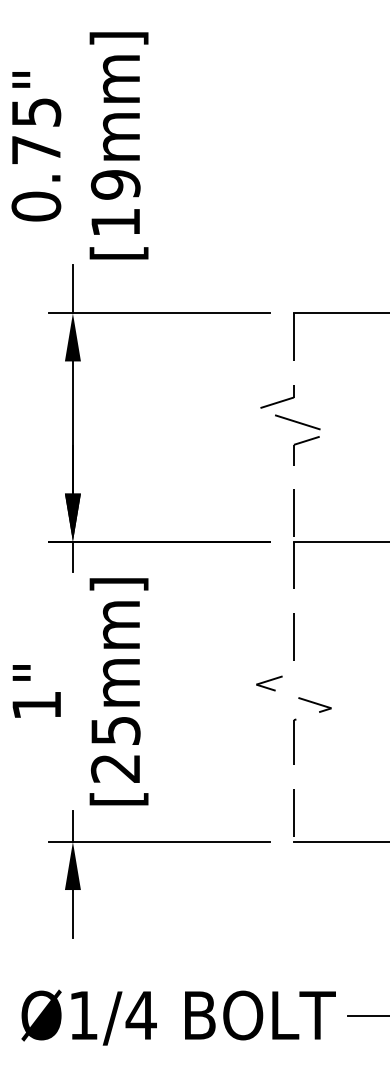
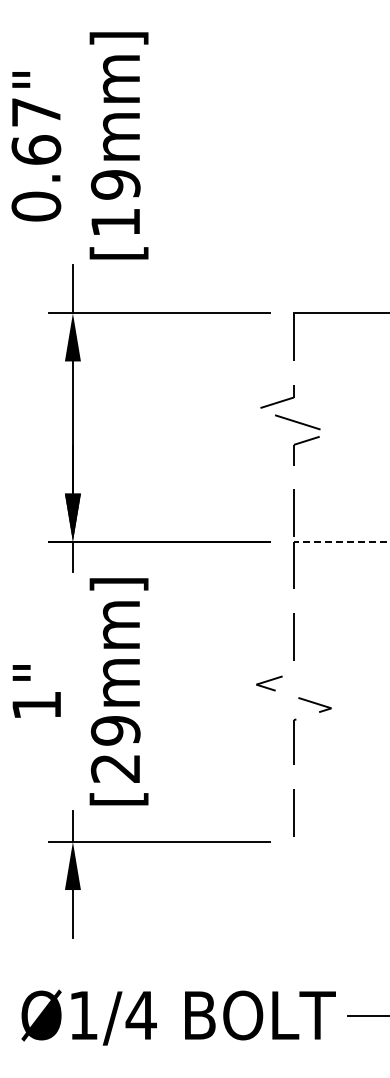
text: 0.75" -> 0.67" (36, 131)
line: solid -> dashed (341, 541)
text: [25mm] -> [29mm] (115, 730)
line: present -> none (339, 841)
